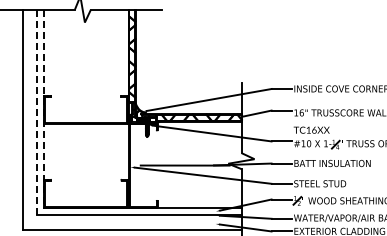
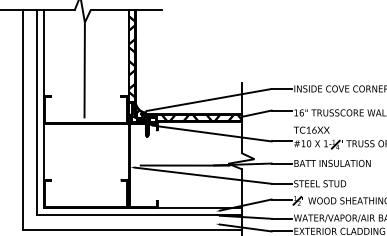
line: none -> present (84, 70)
line: dashed -> solid (43, 109)
line: dashed -> solid (36, 112)
